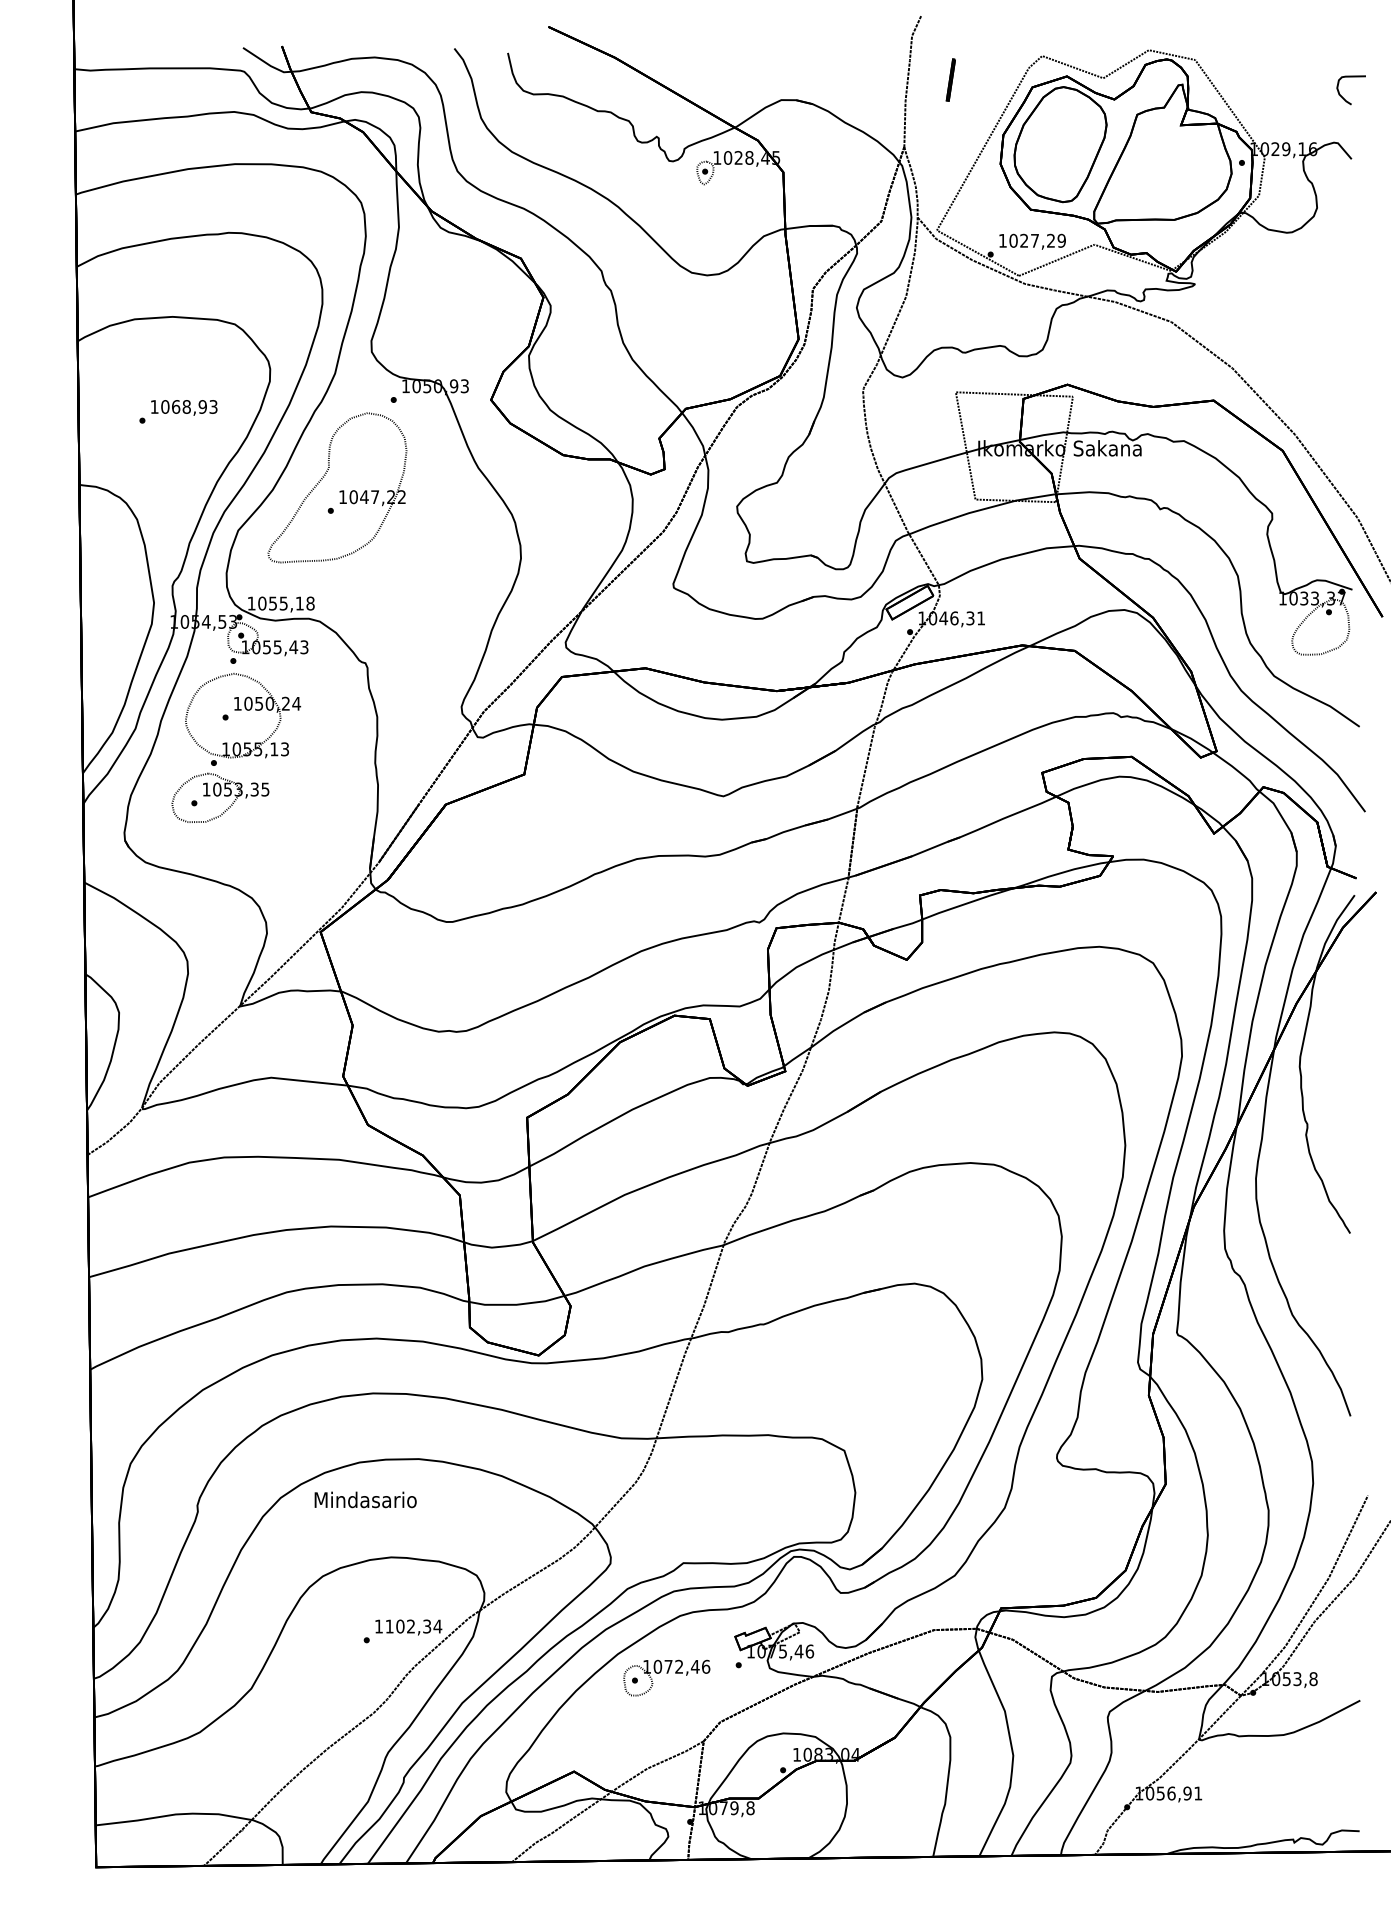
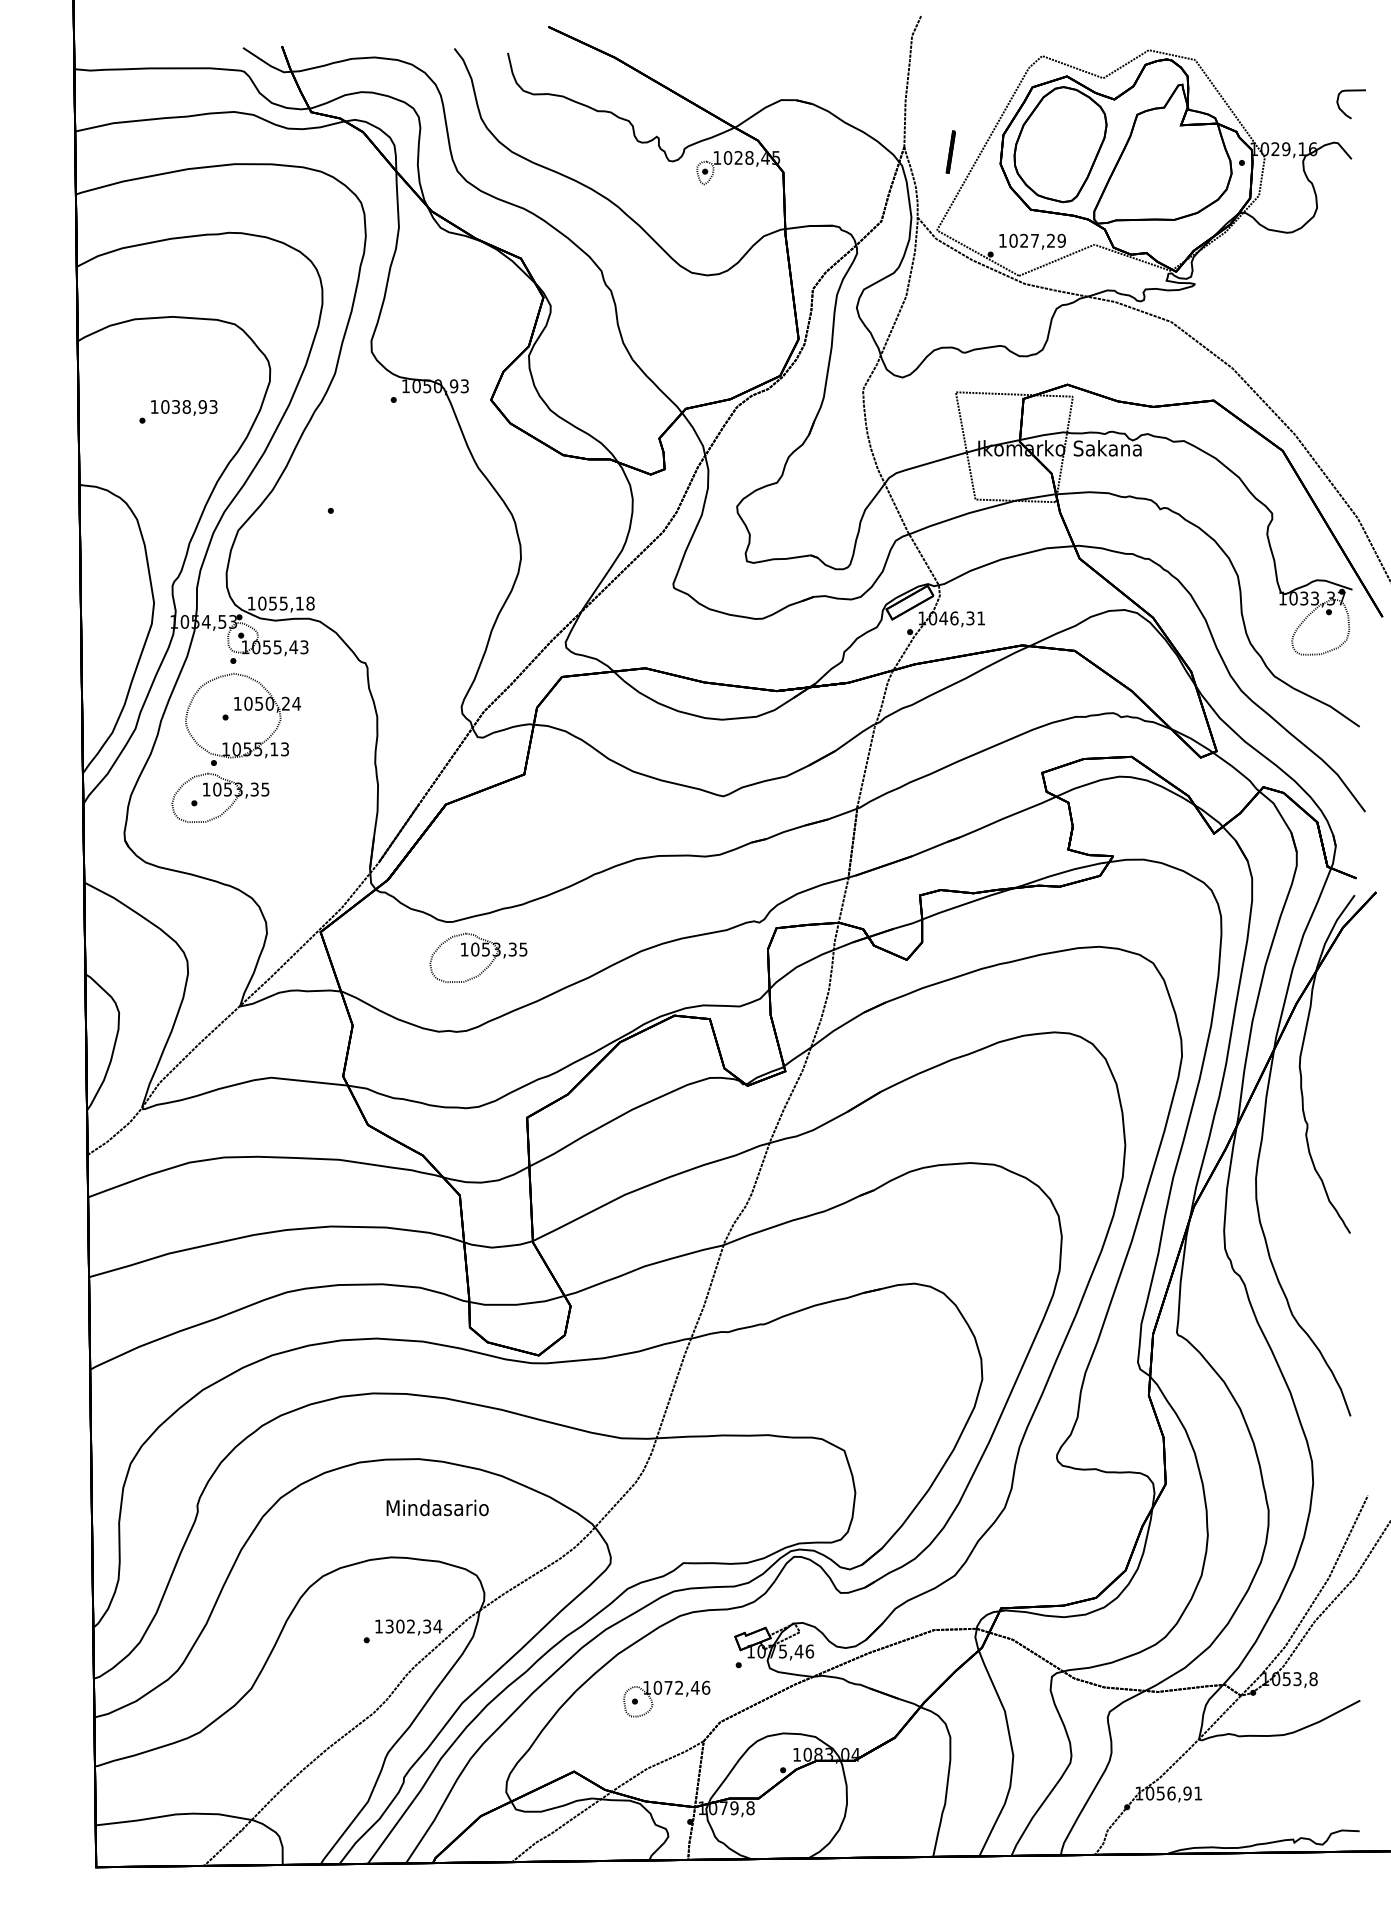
part position: (950, 79) -> (950, 151) (950, 151)
curve position: (1343, 97) -> (1343, 111) (1343, 111)
text: 1068,93 -> 1038,93 (176, 406)
part: present -> none (337, 487)
part: none -> present (478, 957)
text position: (365, 1499) -> (437, 1507) (437, 1507)
text: 1102,34 -> 1302,34 (389, 1626)
part position: (666, 1677) -> (666, 1698) (666, 1698)
